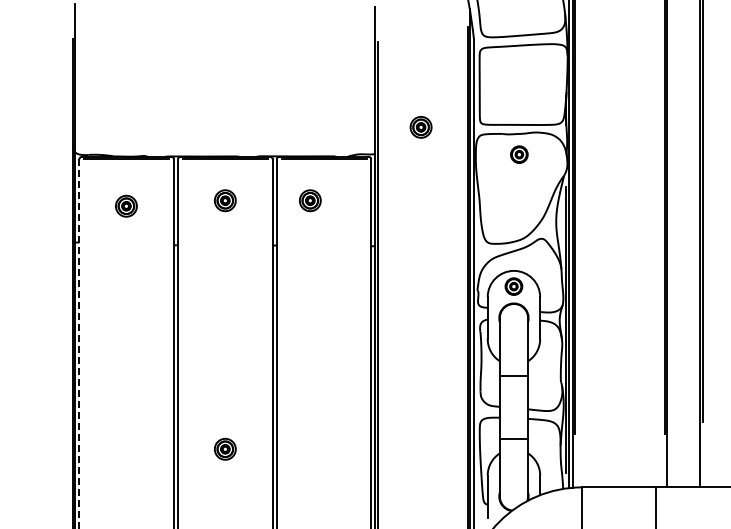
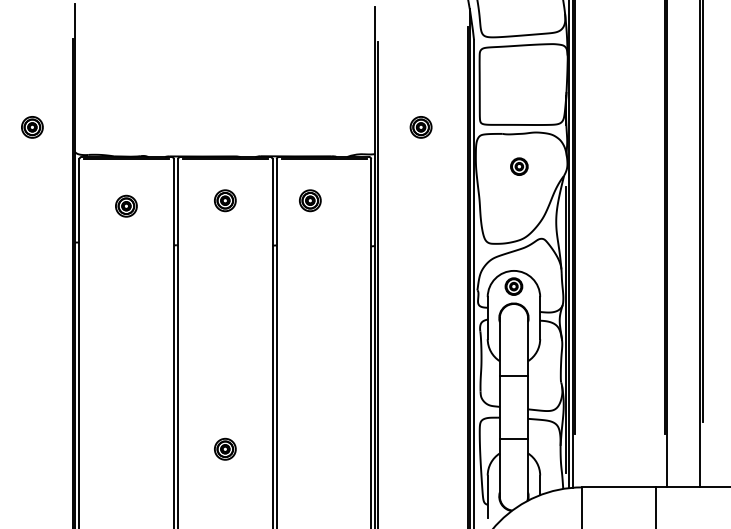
part: none -> present (32, 127)
part position: (519, 154) -> (519, 166) (519, 166)
line: dashed -> solid (79, 343)
